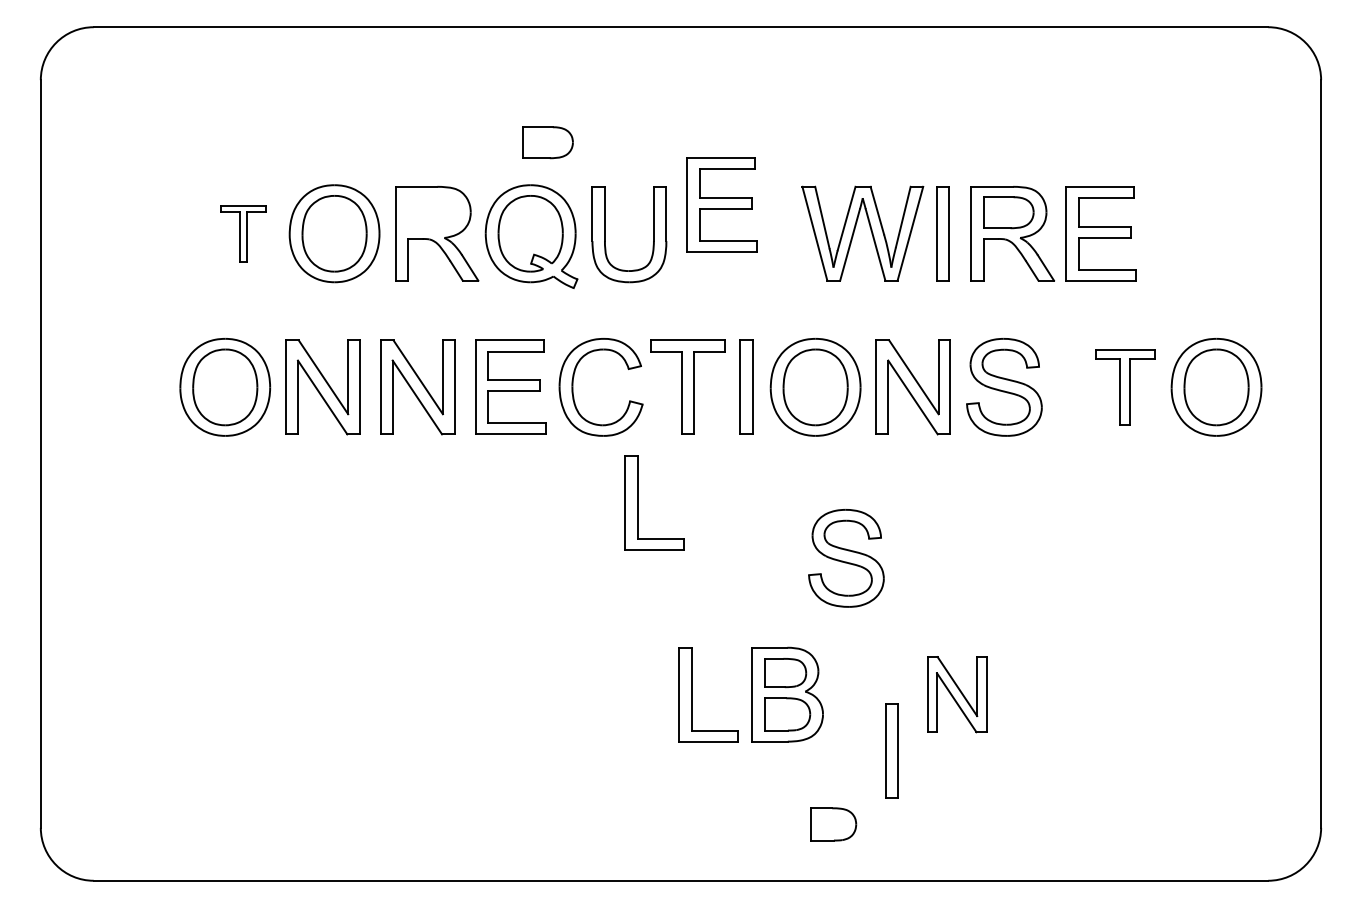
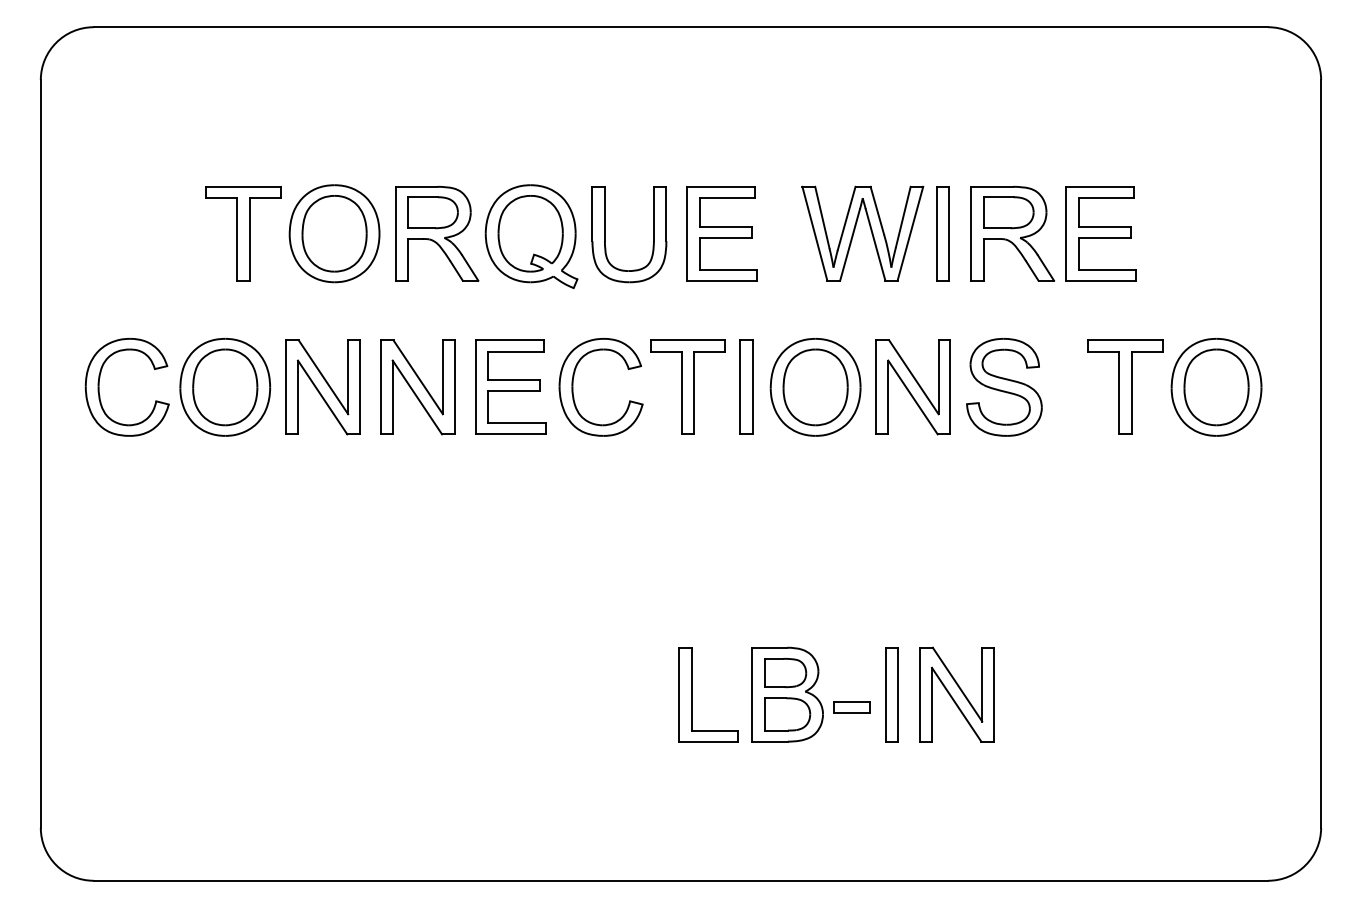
part position: (547, 142) -> (432, 212) (432, 212)
part position: (721, 204) -> (721, 233) (721, 233)
part size: 47x58 px -> 77x96 px (243, 233)
part: none -> present (99, 387)
part size: 61x77 px -> 77x96 px (1125, 386)
part: present -> none (638, 502)
part: present -> none (846, 558)
part size: 61x78 px -> 76x97 px (956, 694)
part: none -> present (851, 707)
part position: (891, 750) -> (891, 694) (891, 694)
part: present -> none (833, 824)
